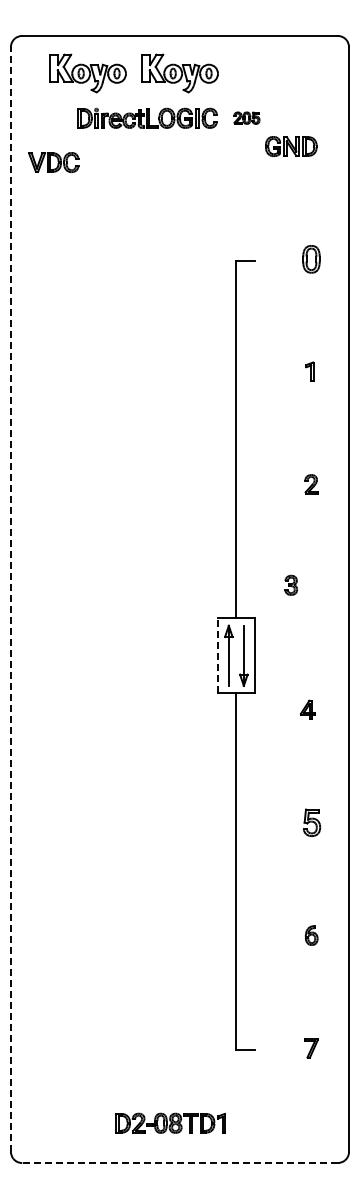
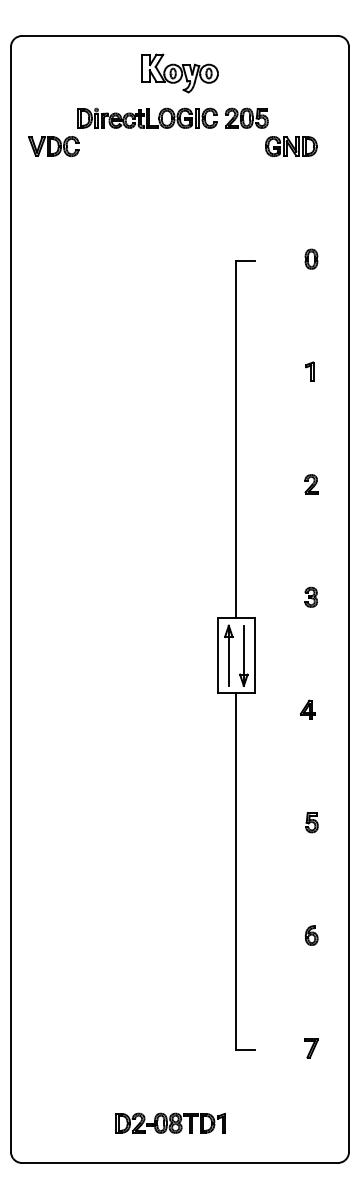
part: present -> none (87, 73)
part size: 28x14 px -> 44x22 px (246, 117)
part position: (53, 162) -> (53, 146) (53, 146)
part size: 19x29 px -> 15x22 px (311, 258)
part position: (291, 584) -> (311, 596) (311, 596)
line: dashed -> solid (10, 598)
line: dashed -> solid (217, 655)
part size: 20x29 px -> 14x22 px (311, 822)
line: dashed -> solid (179, 1163)
